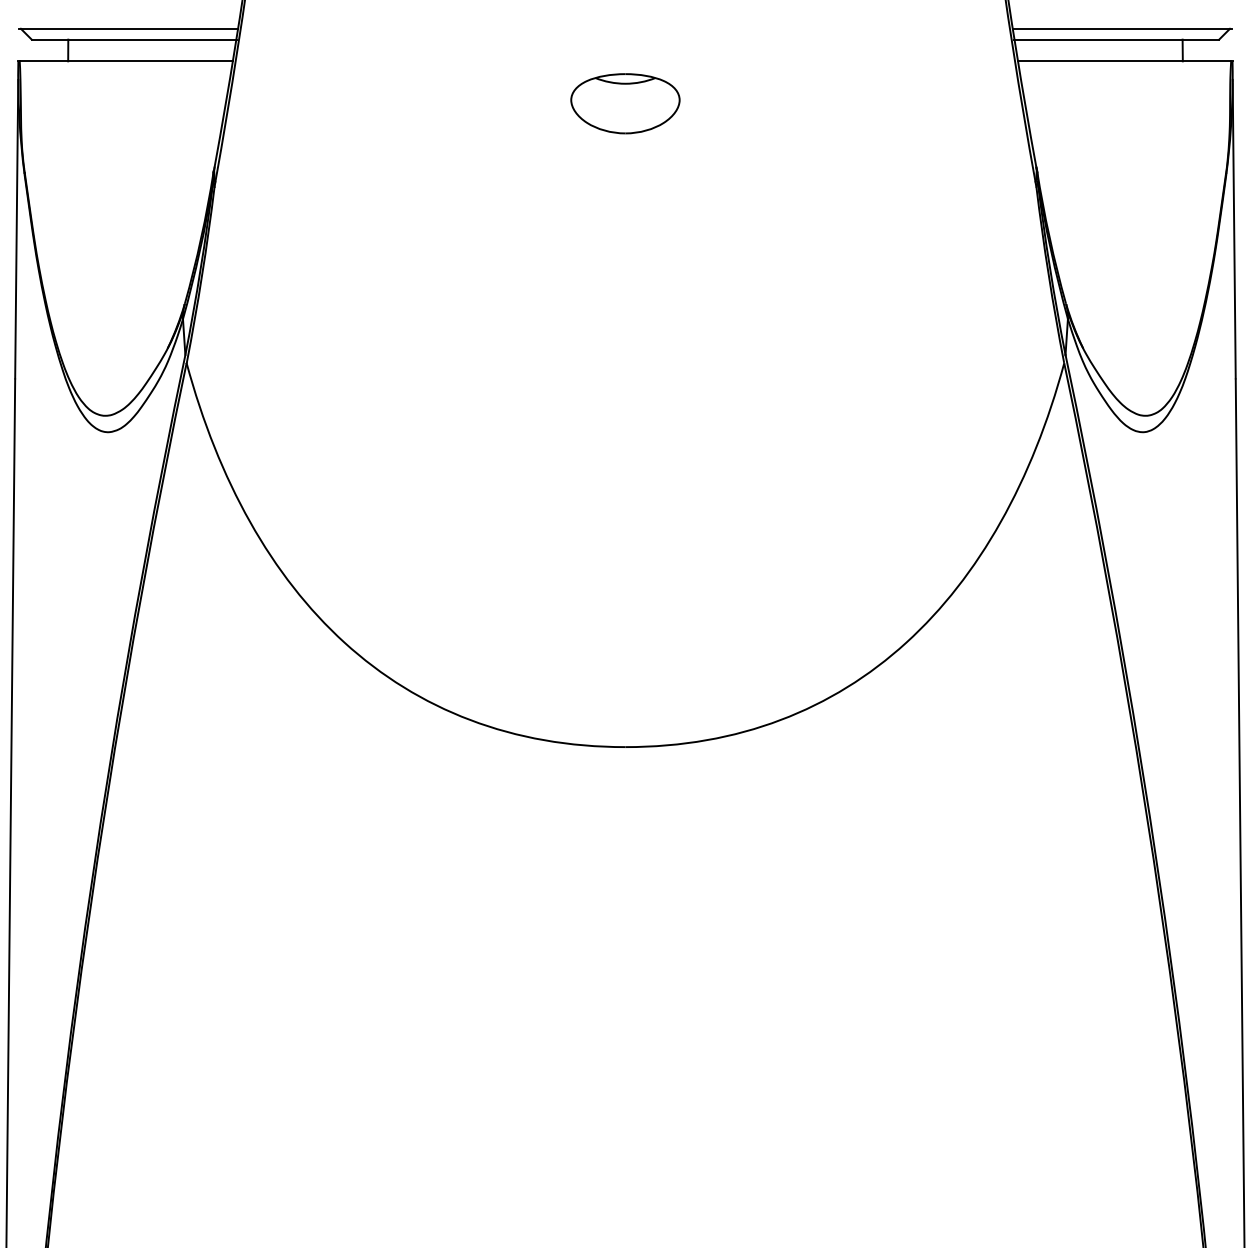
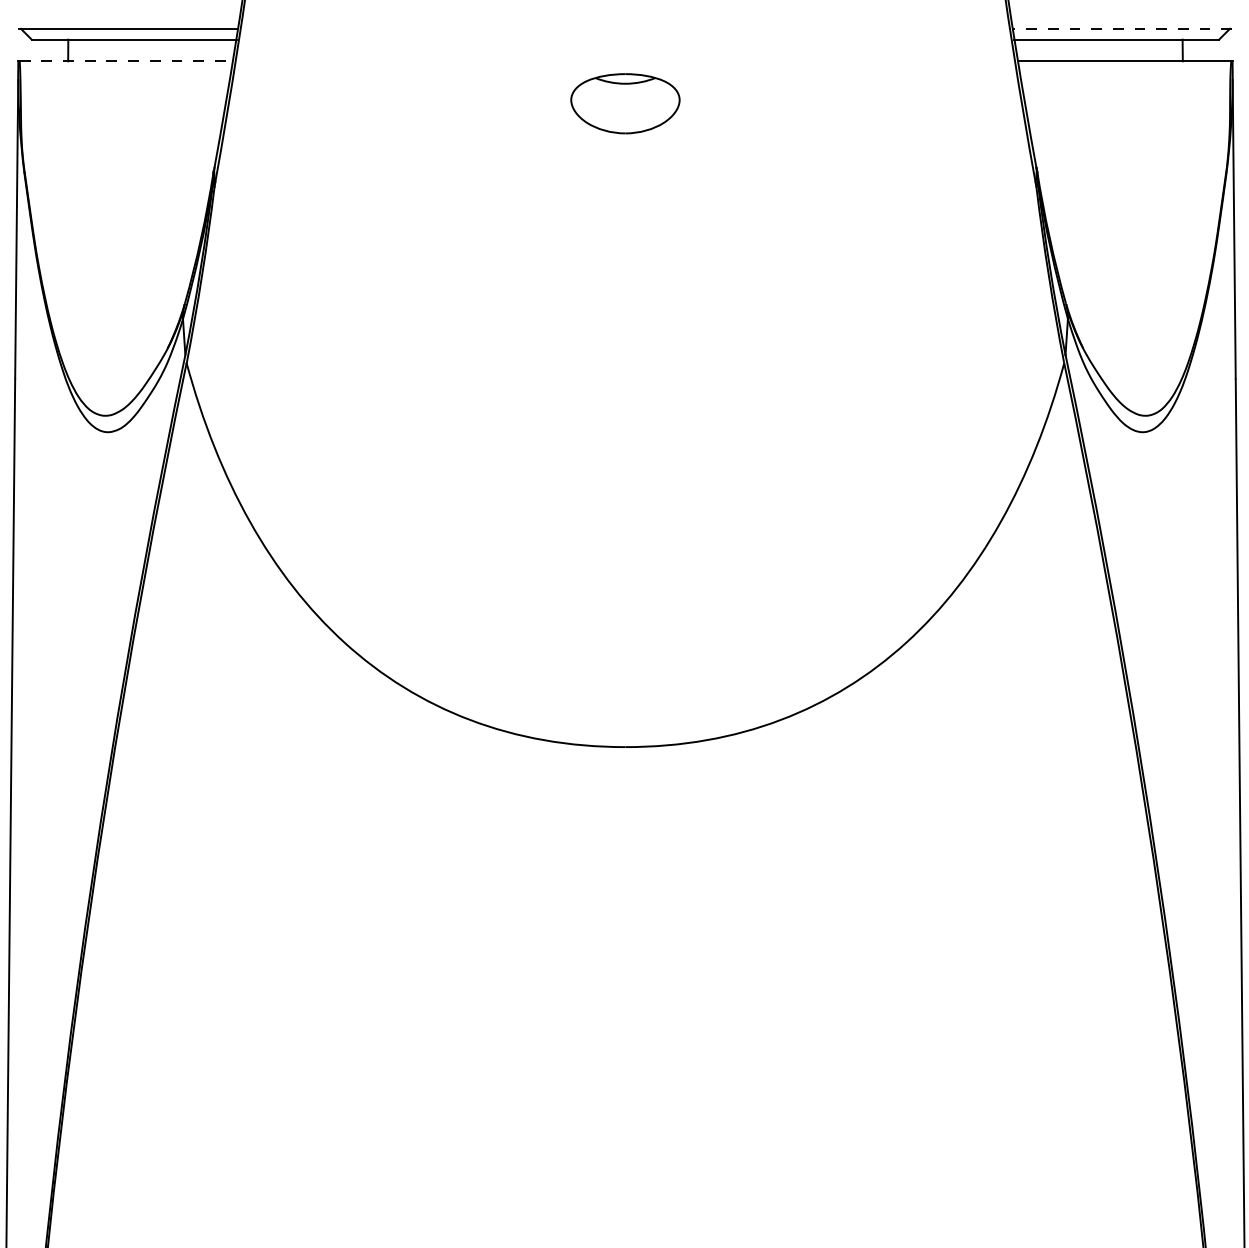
line: solid -> dashed (1122, 28)
line: solid -> dashed (126, 61)
